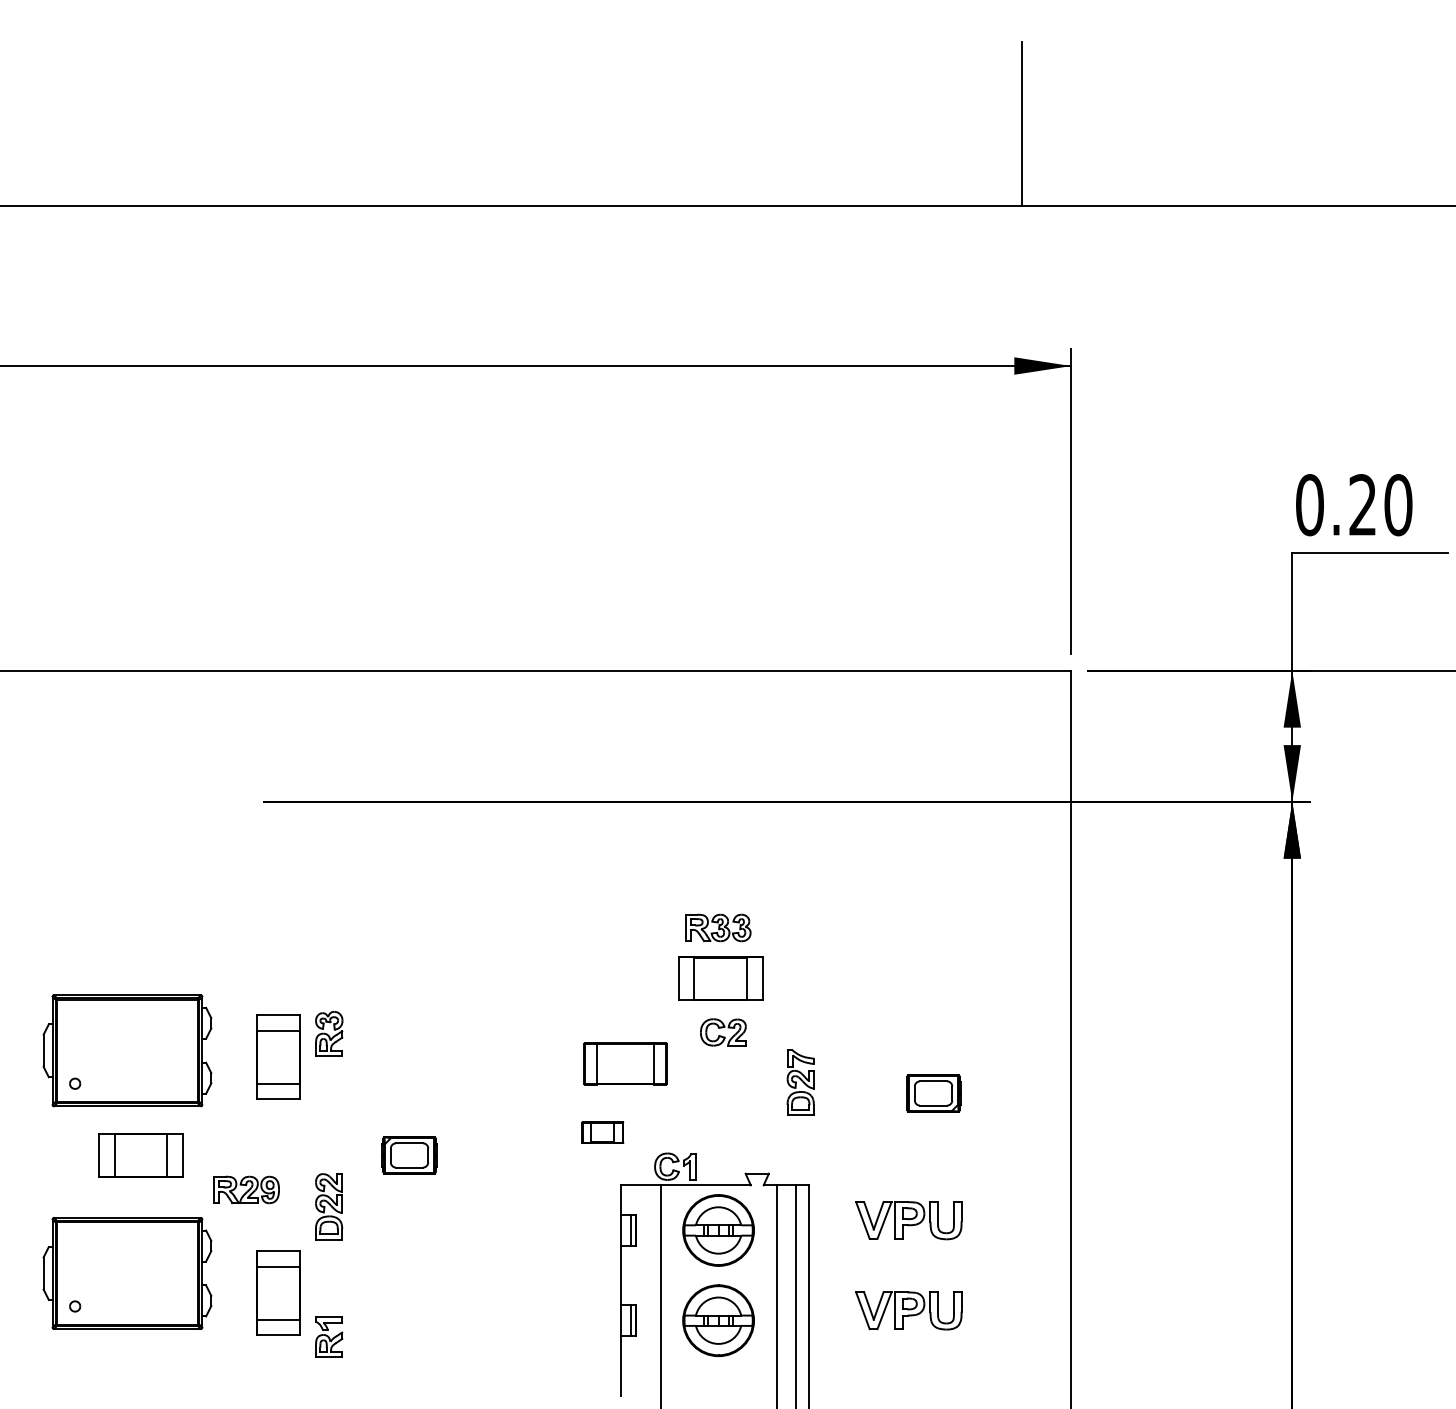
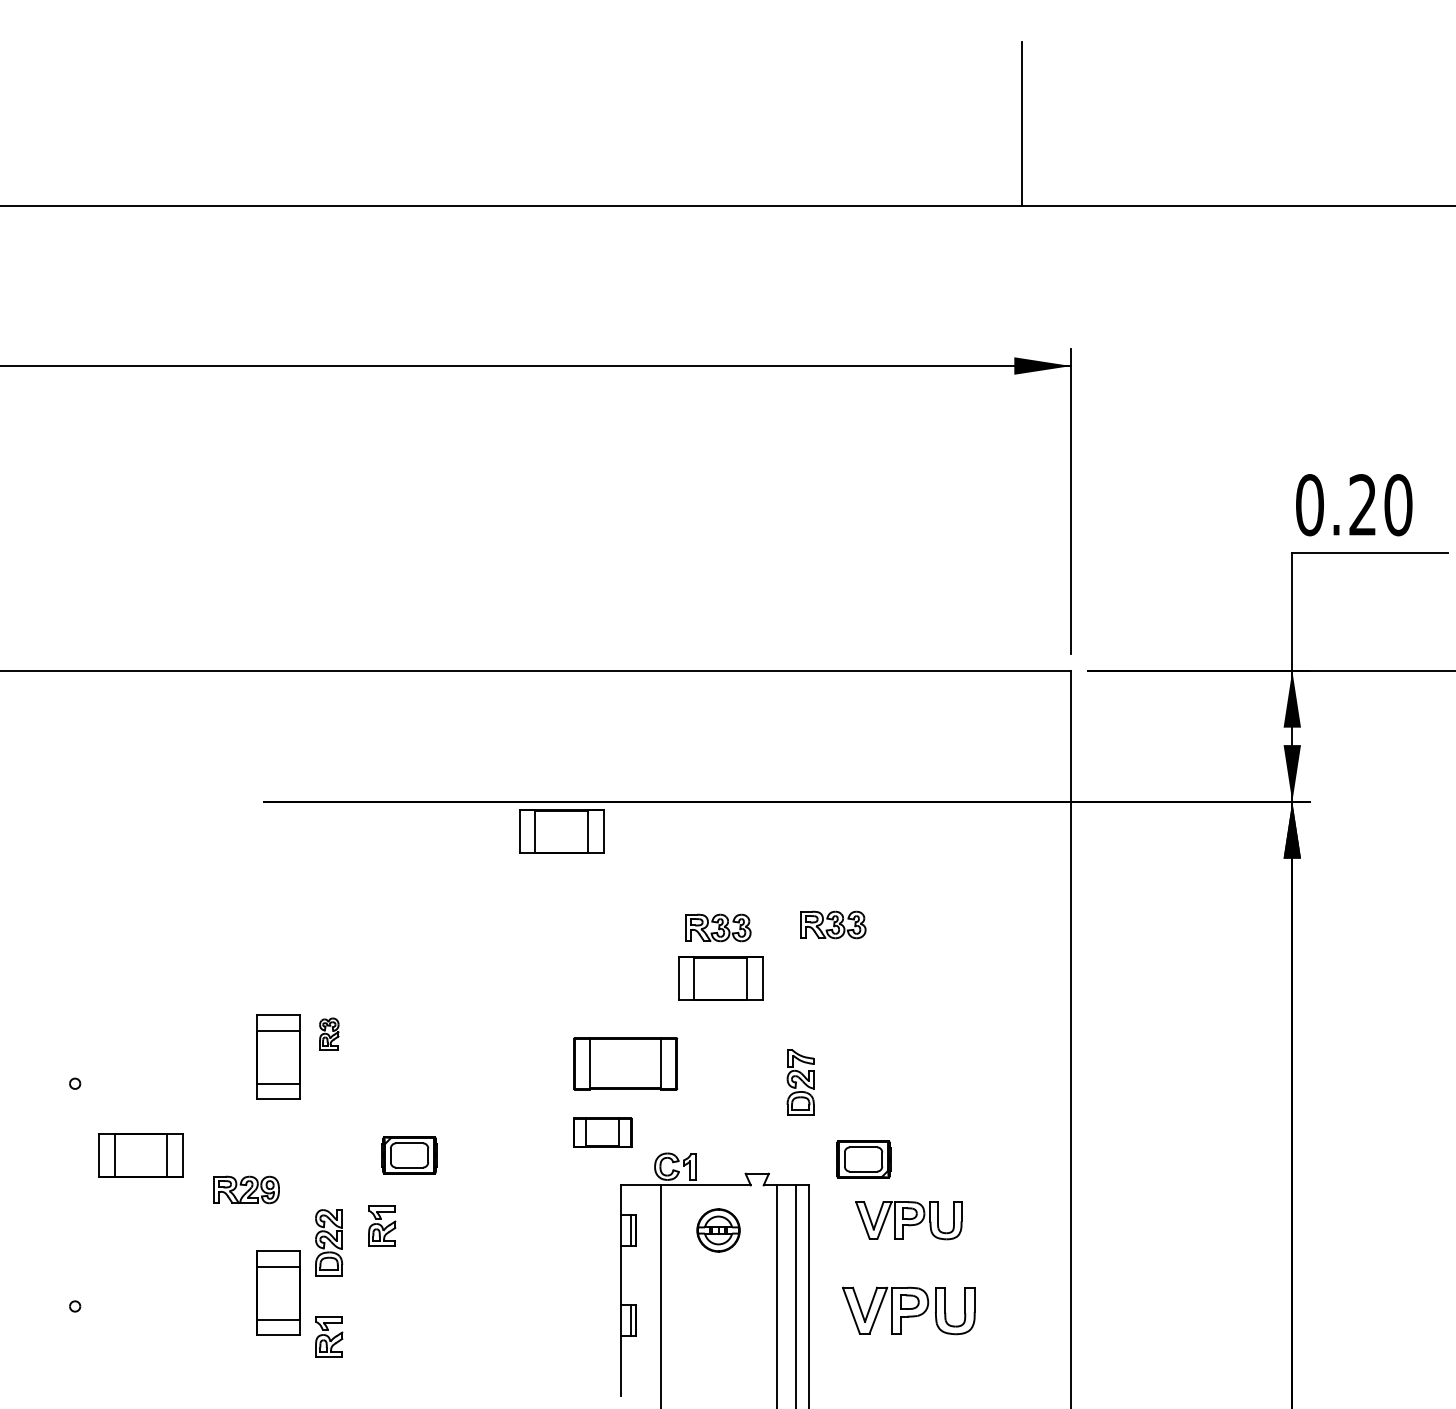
part: none -> present (561, 831)
part: none -> present (833, 924)
part: present -> none (723, 1032)
part size: 29x46 px -> 21x34 px (329, 1033)
part: present -> none (127, 1050)
part size: 85x44 px -> 106x54 px (625, 1063)
part position: (933, 1093) -> (863, 1159) (863, 1159)
part size: 44x23 px -> 60x31 px (602, 1132)
part position: (329, 1206) -> (329, 1242) (329, 1242)
part: none -> present (382, 1225)
part size: 73x73 px -> 45x45 px (718, 1230)
part: present -> none (127, 1273)
part size: 108x40 px -> 134x50 px (908, 1310)
part: present -> none (718, 1320)
